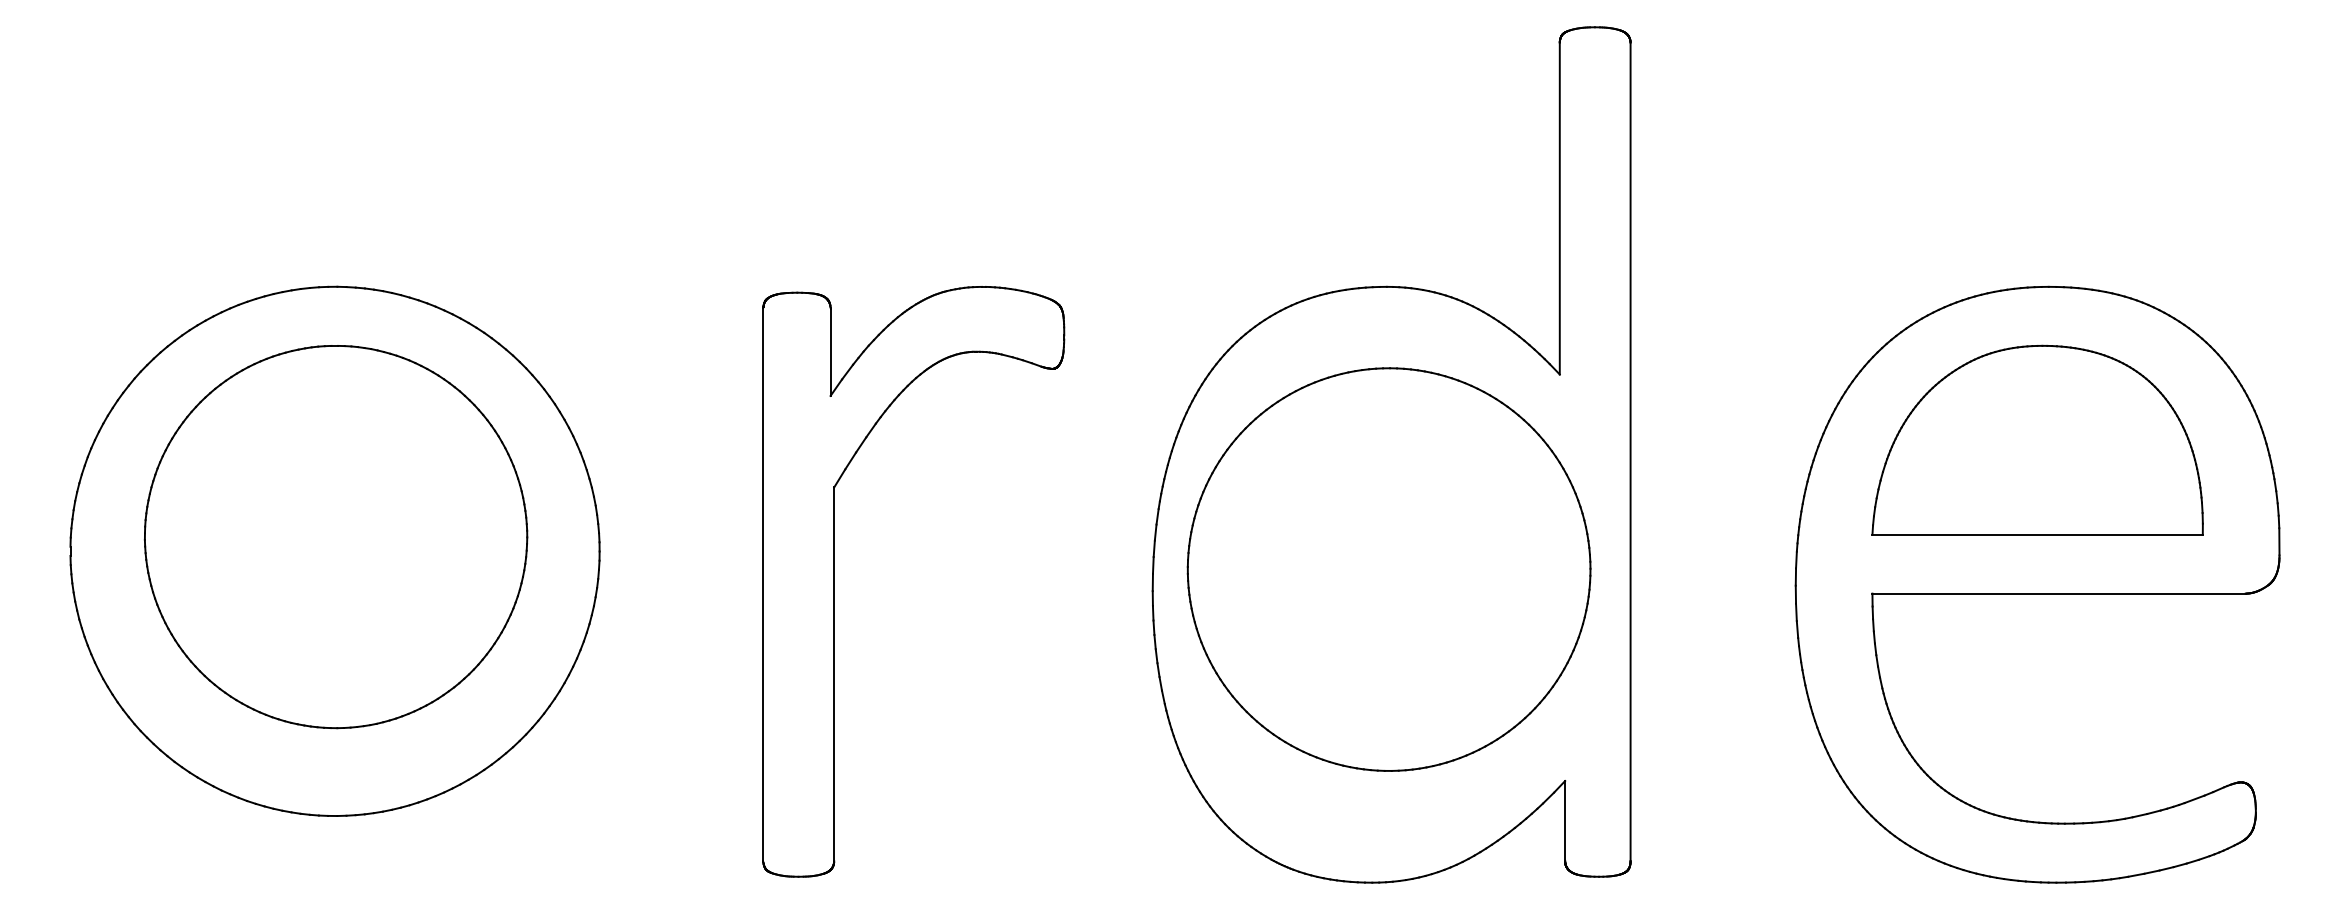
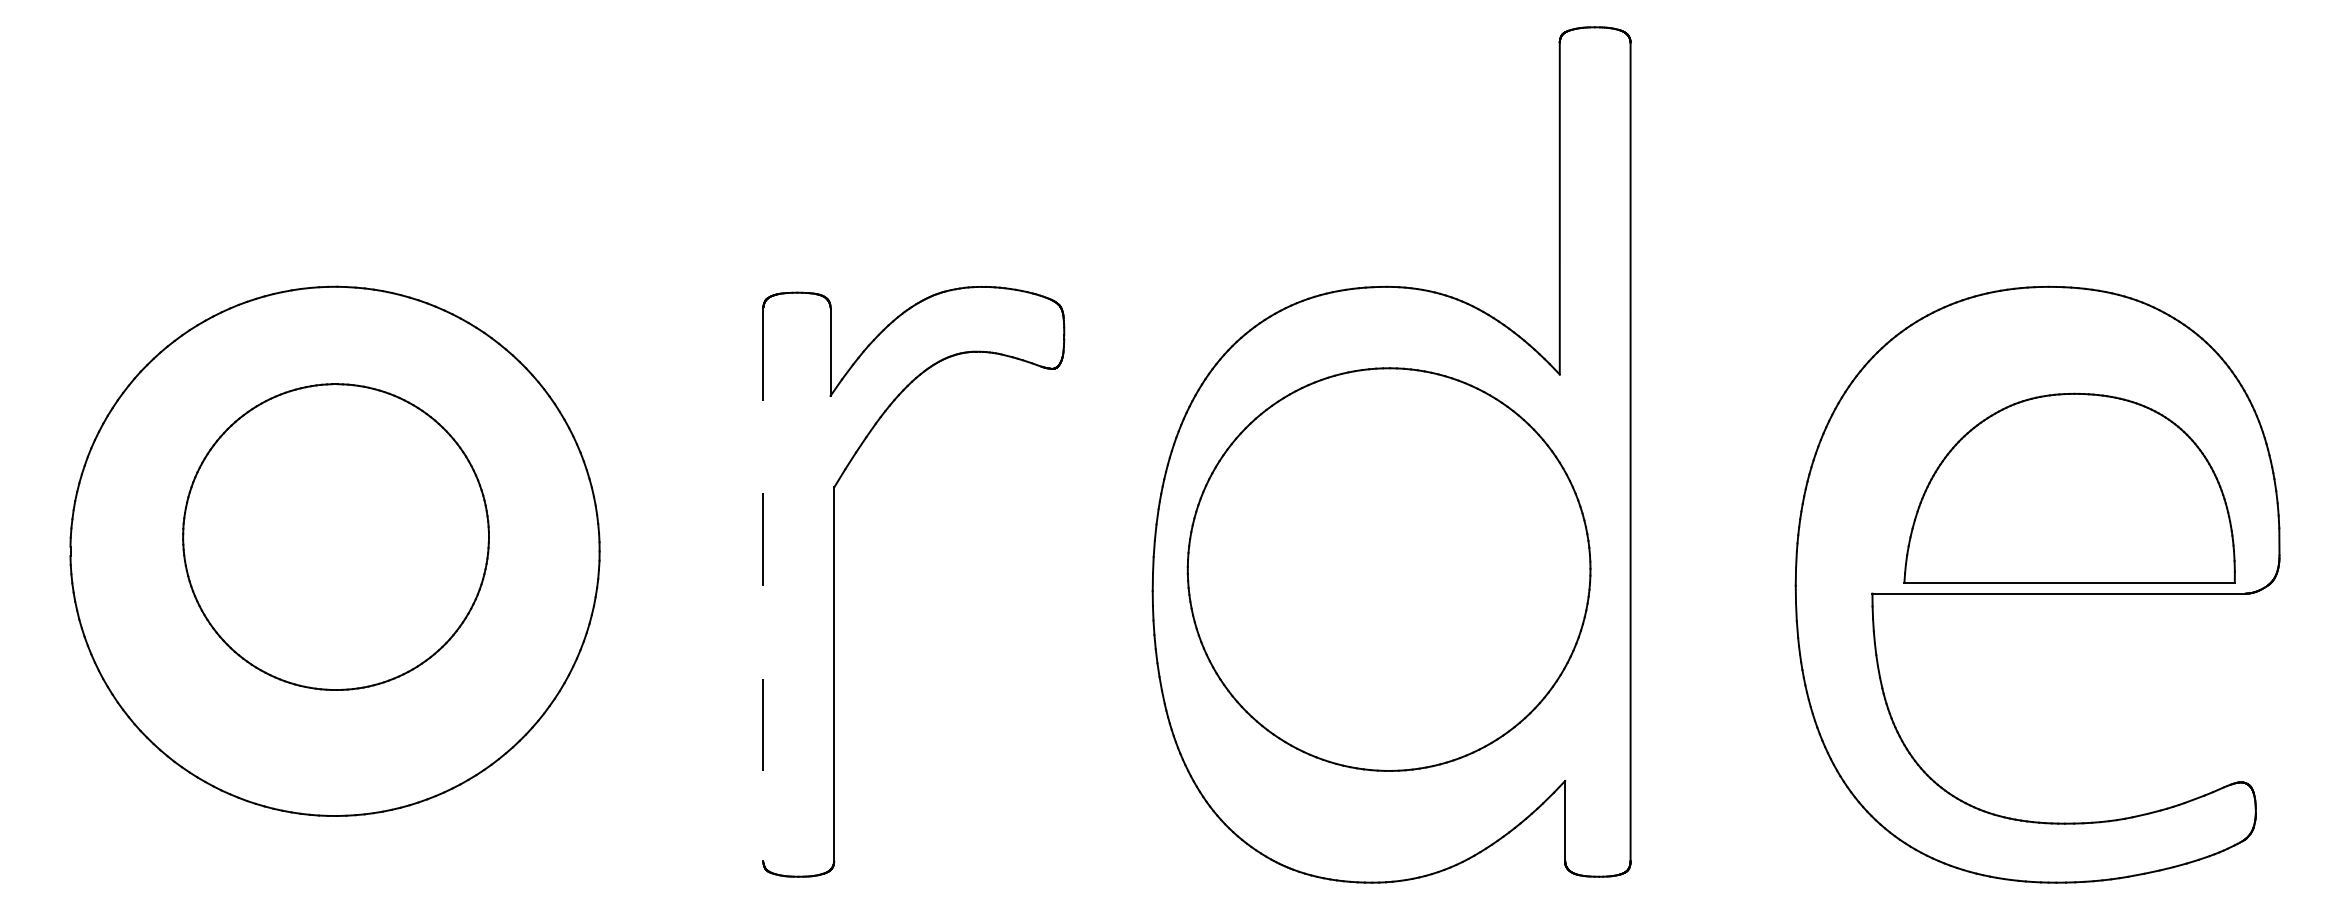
part position: (2037, 439) -> (2069, 487) (2069, 487)
part size: 386x385 px -> 308x308 px (335, 536)
line: solid -> dashed (763, 585)
